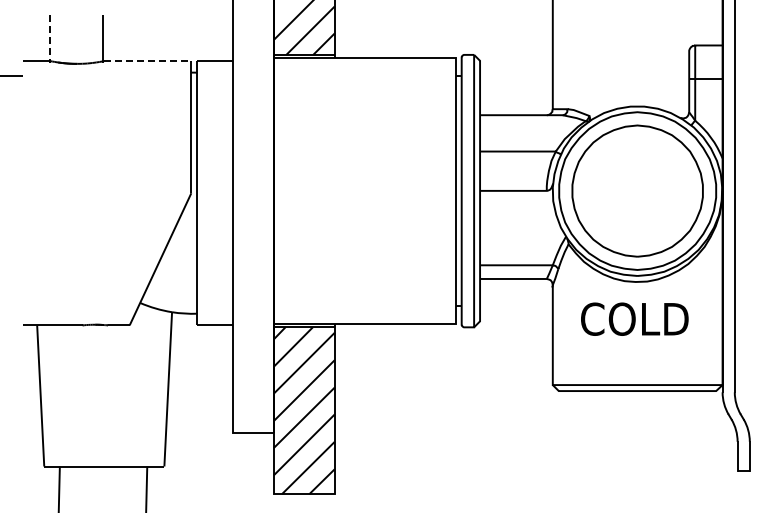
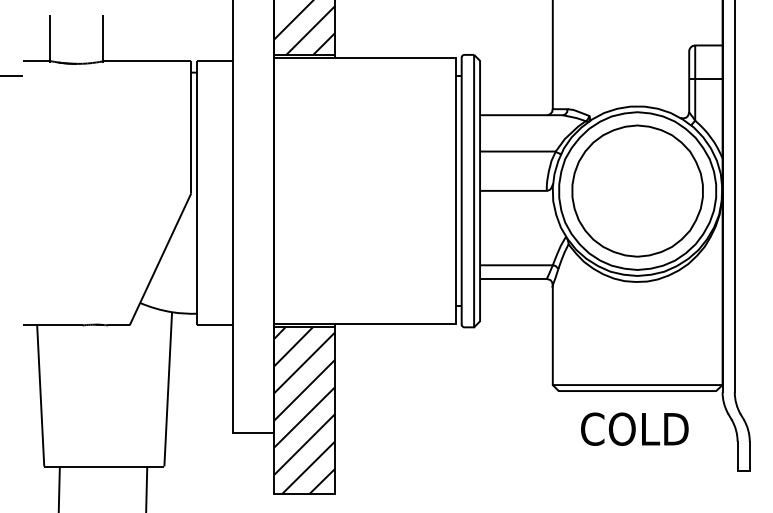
line: dashed -> solid (50, 39)
line: dashed -> solid (147, 61)
text position: (634, 318) -> (634, 428) (634, 428)
